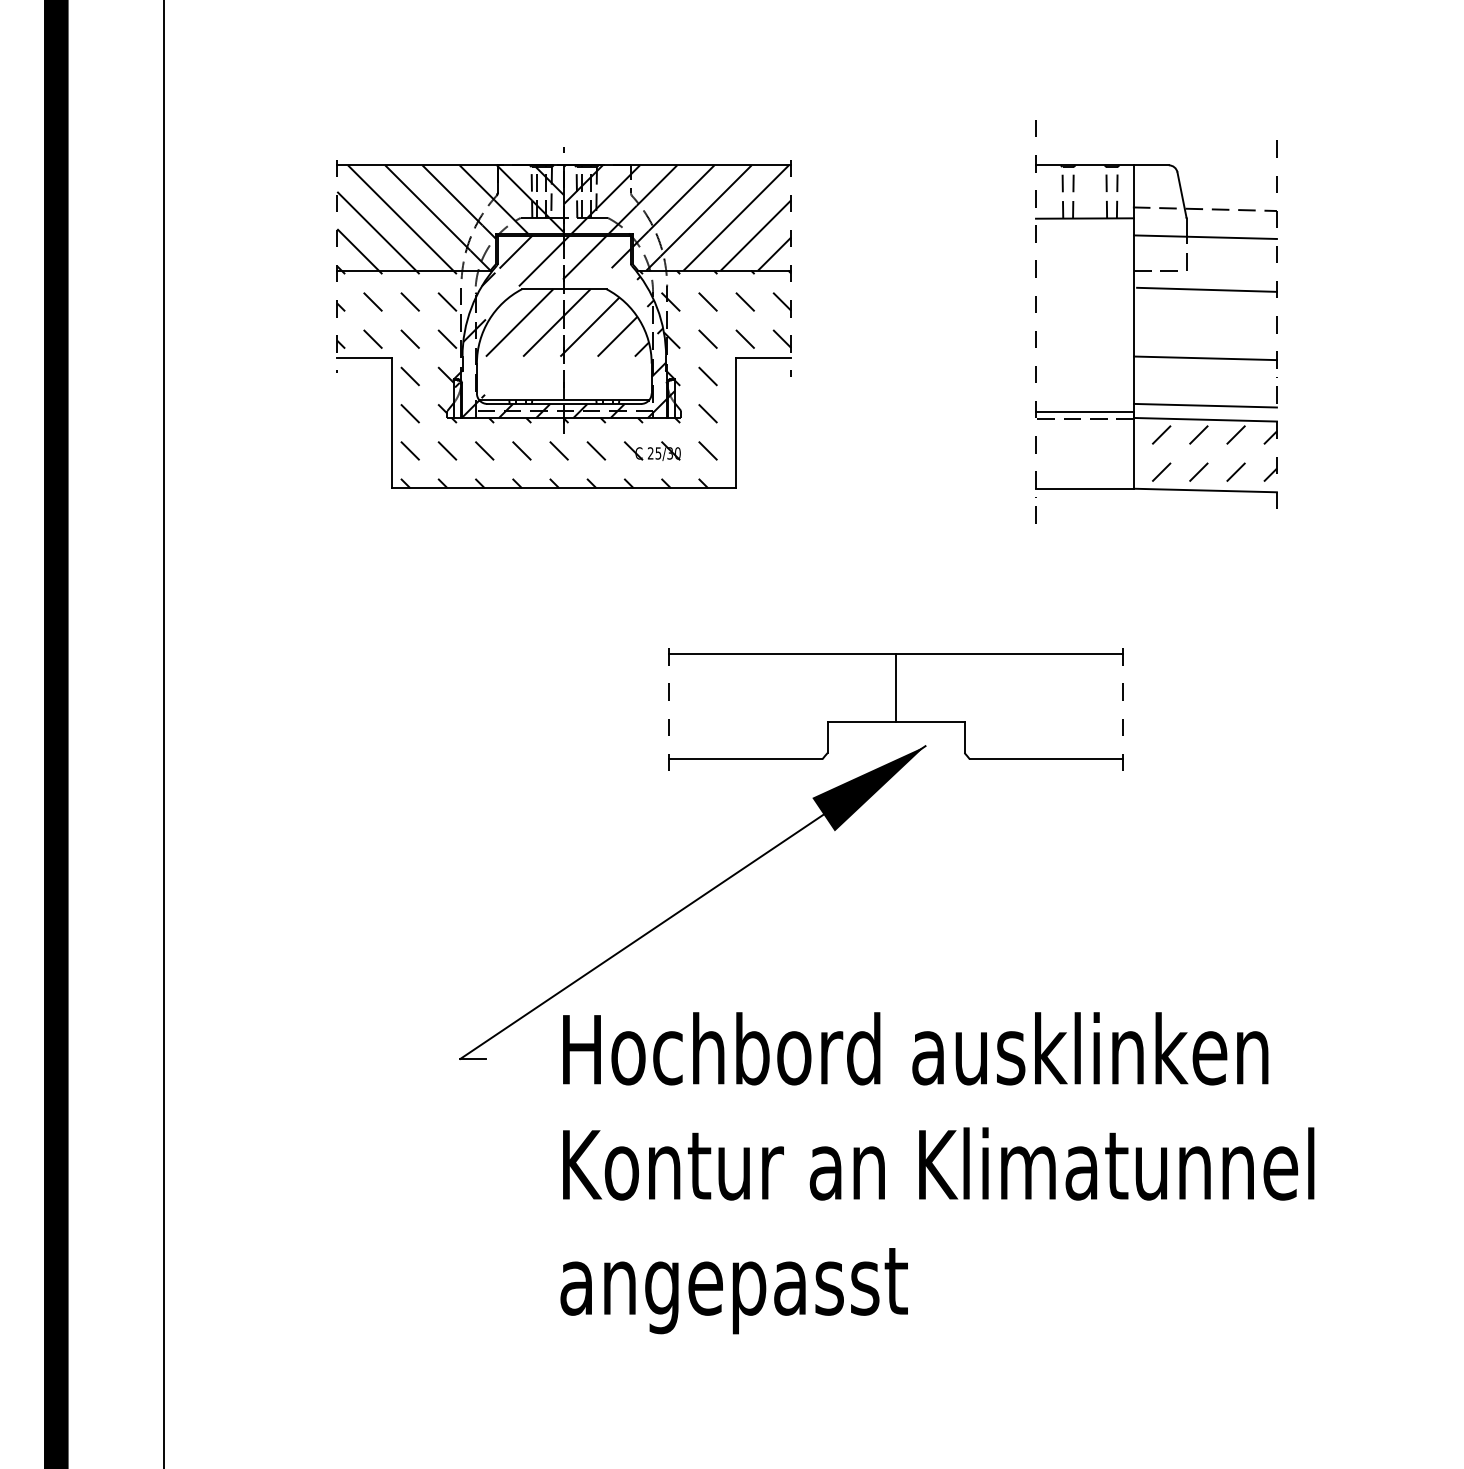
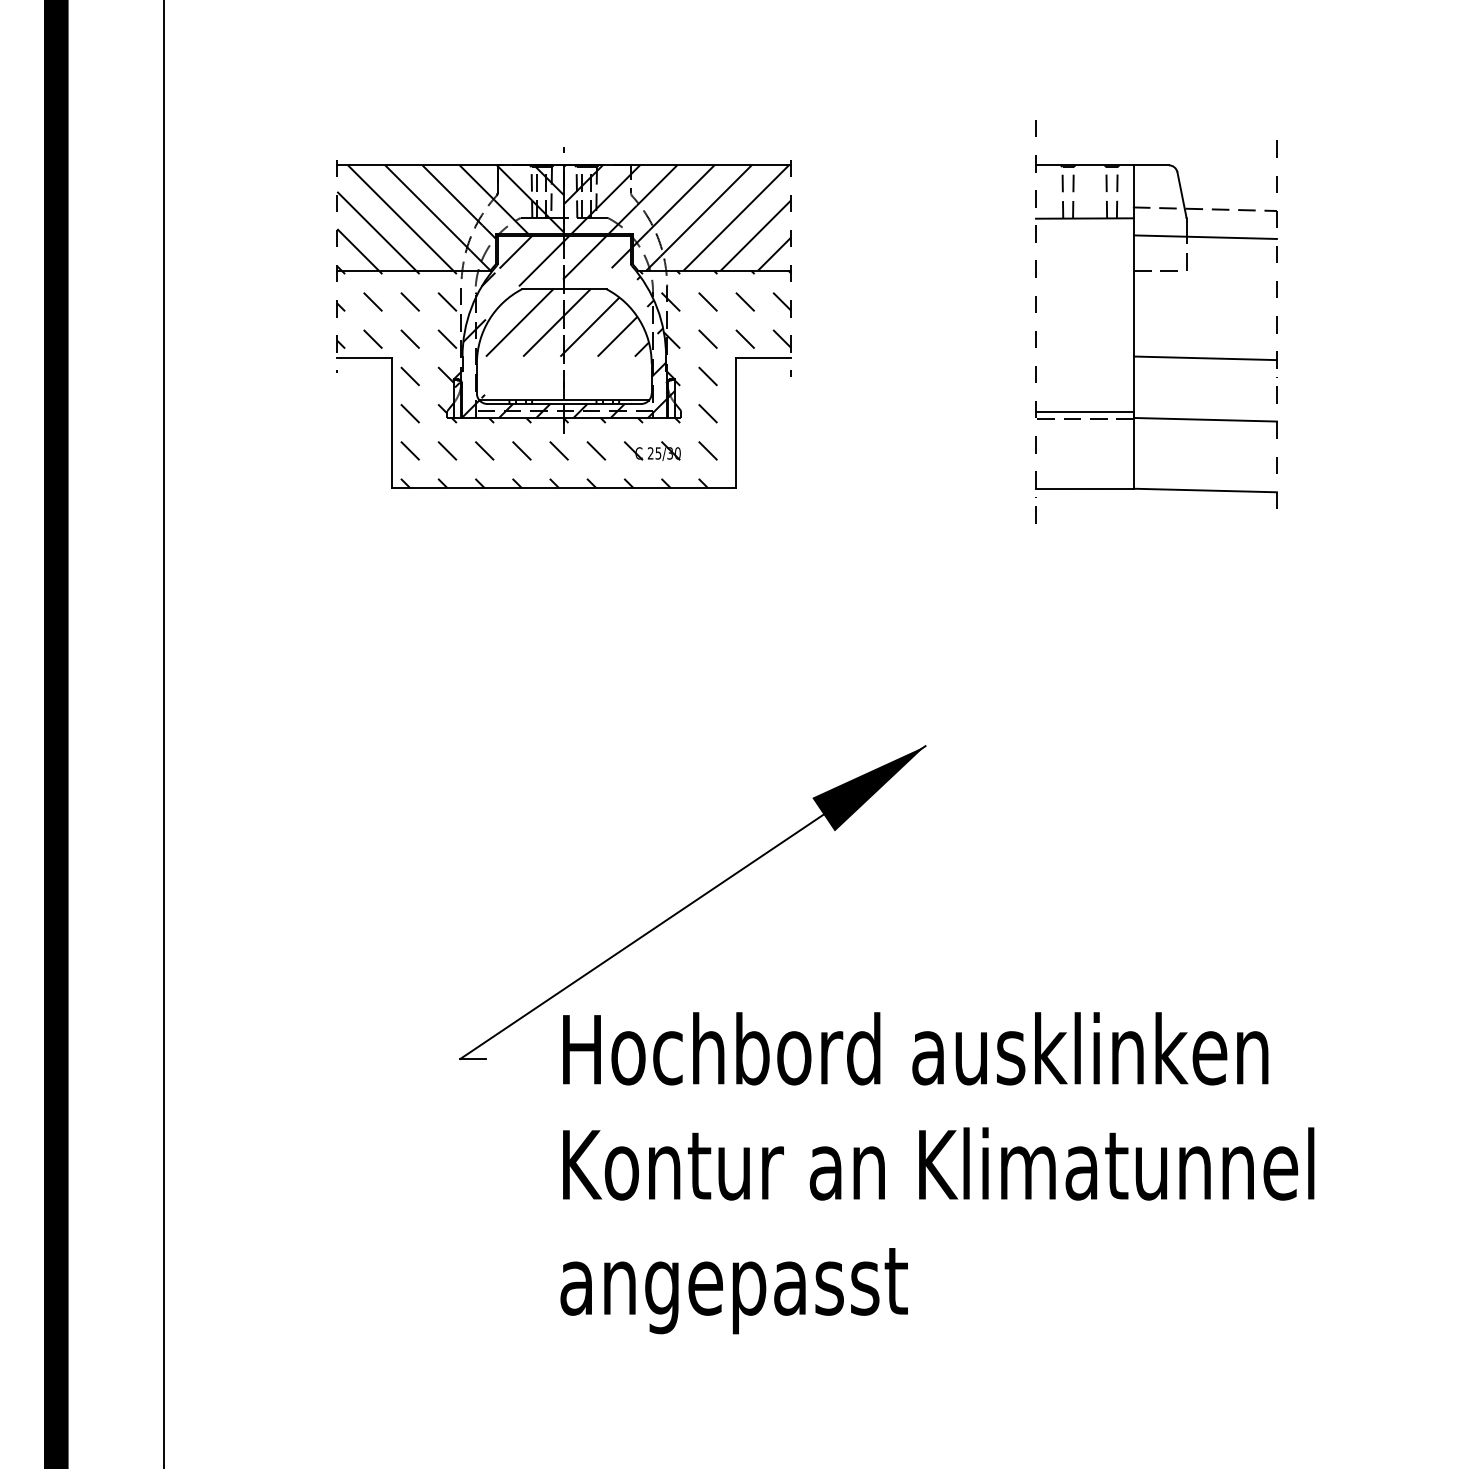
line: present -> none (1206, 289)
line: present -> none (1204, 405)
hatch: present -> none (1214, 453)
part: present -> none (895, 709)
